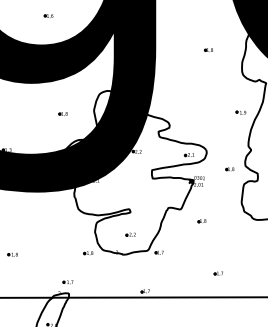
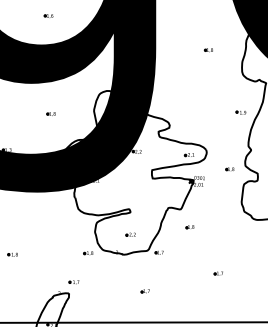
part position: (62, 113) -> (50, 113) (50, 113)
part position: (201, 221) -> (189, 227) (189, 227)
part position: (67, 282) -> (73, 282) (73, 282)
line position: (133, 297) -> (133, 322) (133, 322)
